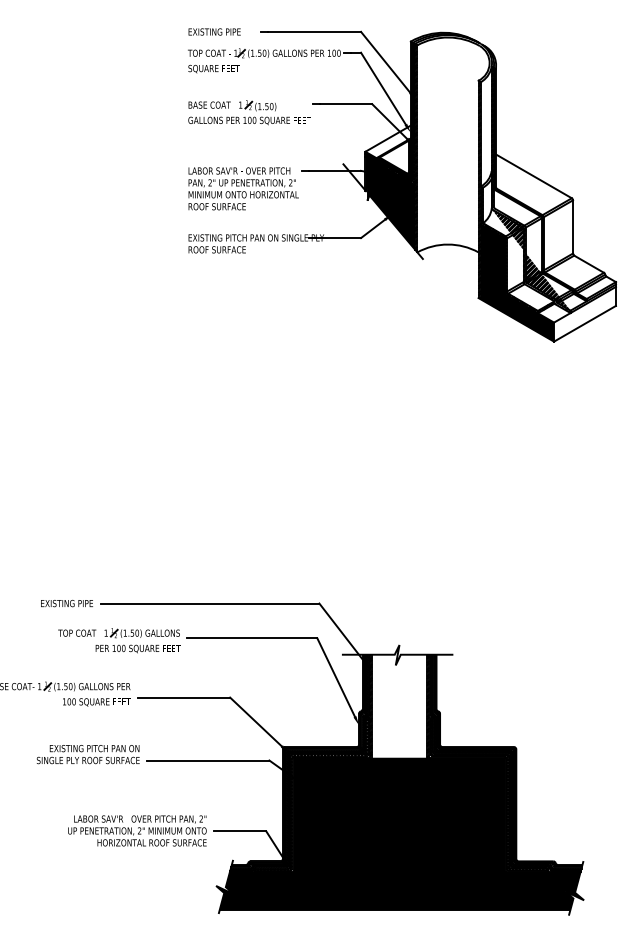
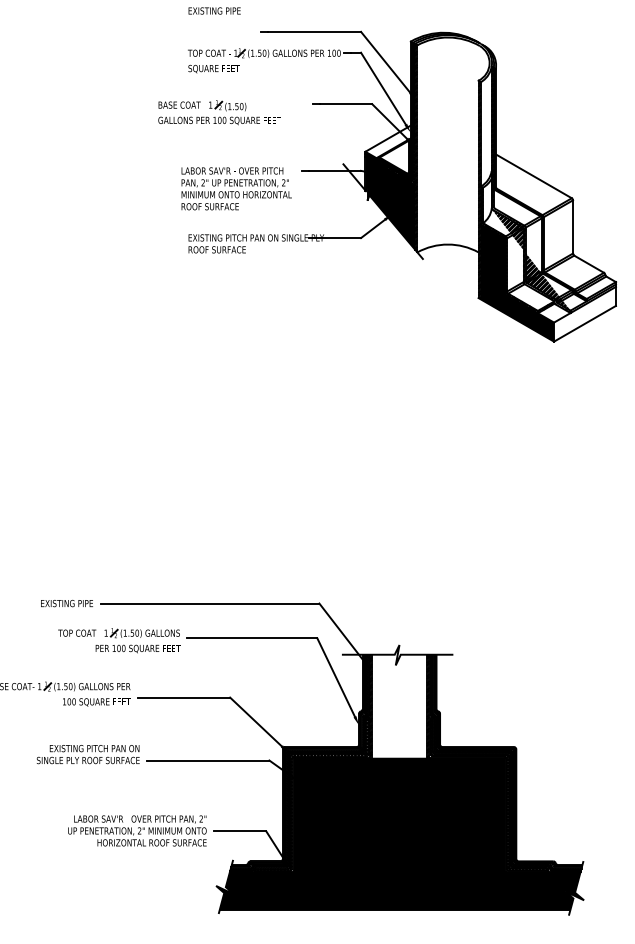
text position: (214, 31) -> (214, 10) (214, 10)
part position: (249, 112) -> (219, 112) (219, 112)
text position: (243, 188) -> (236, 188) (236, 188)
